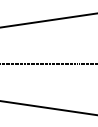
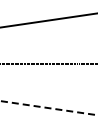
line: solid -> dashed (49, 108)
